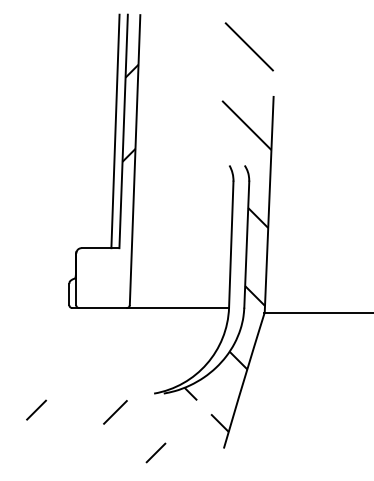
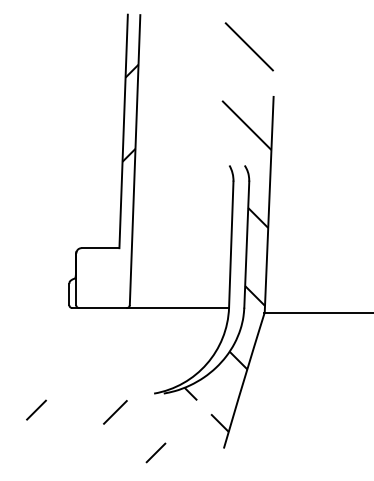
line: present -> none (115, 131)
